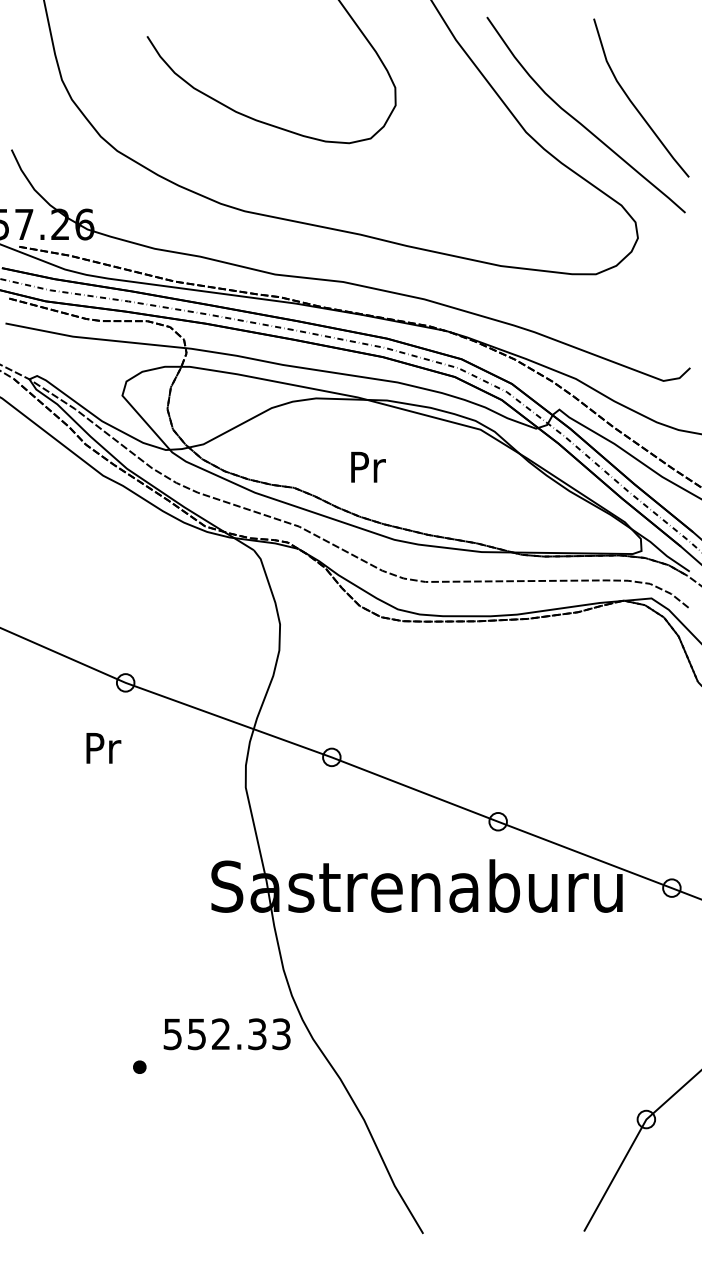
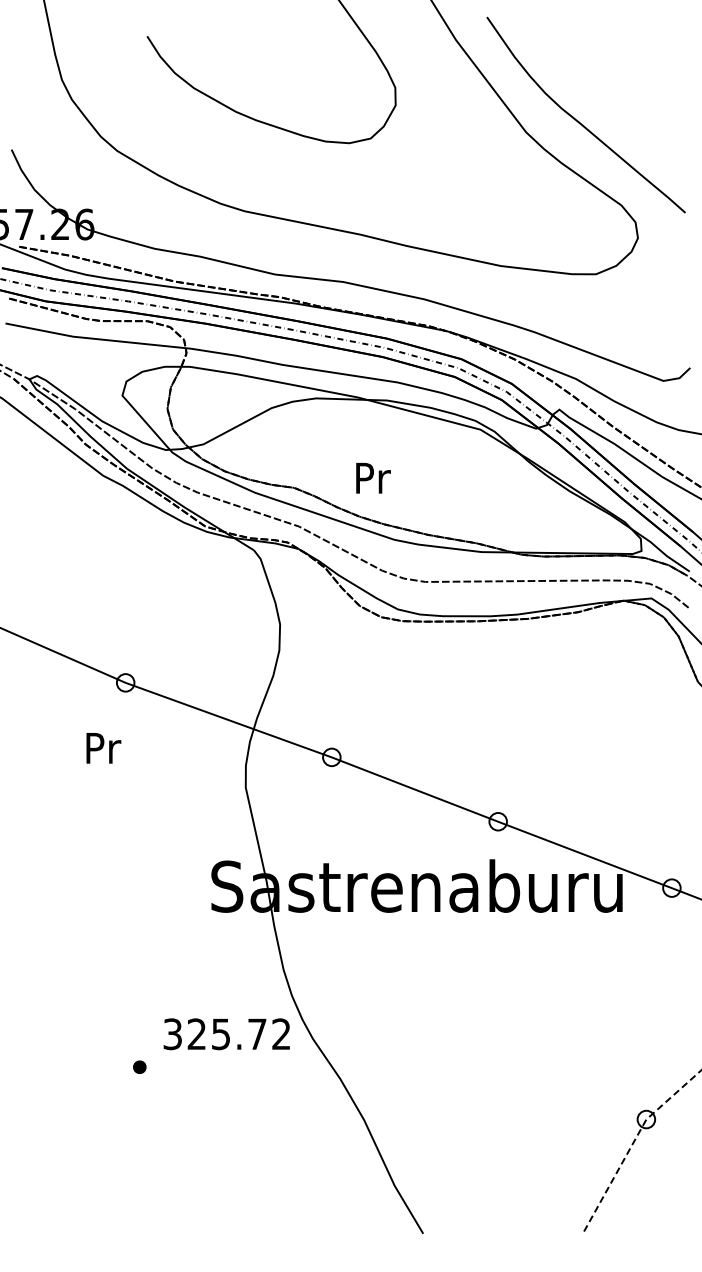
curve: present -> none (632, 101)
text position: (368, 466) -> (373, 477) (373, 477)
text: 552.33 -> 325.72 (227, 1034)
line: solid -> dashed (633, 1142)
